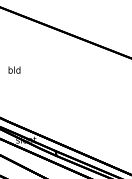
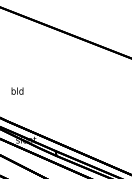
text position: (14, 69) -> (17, 90) (17, 90)
